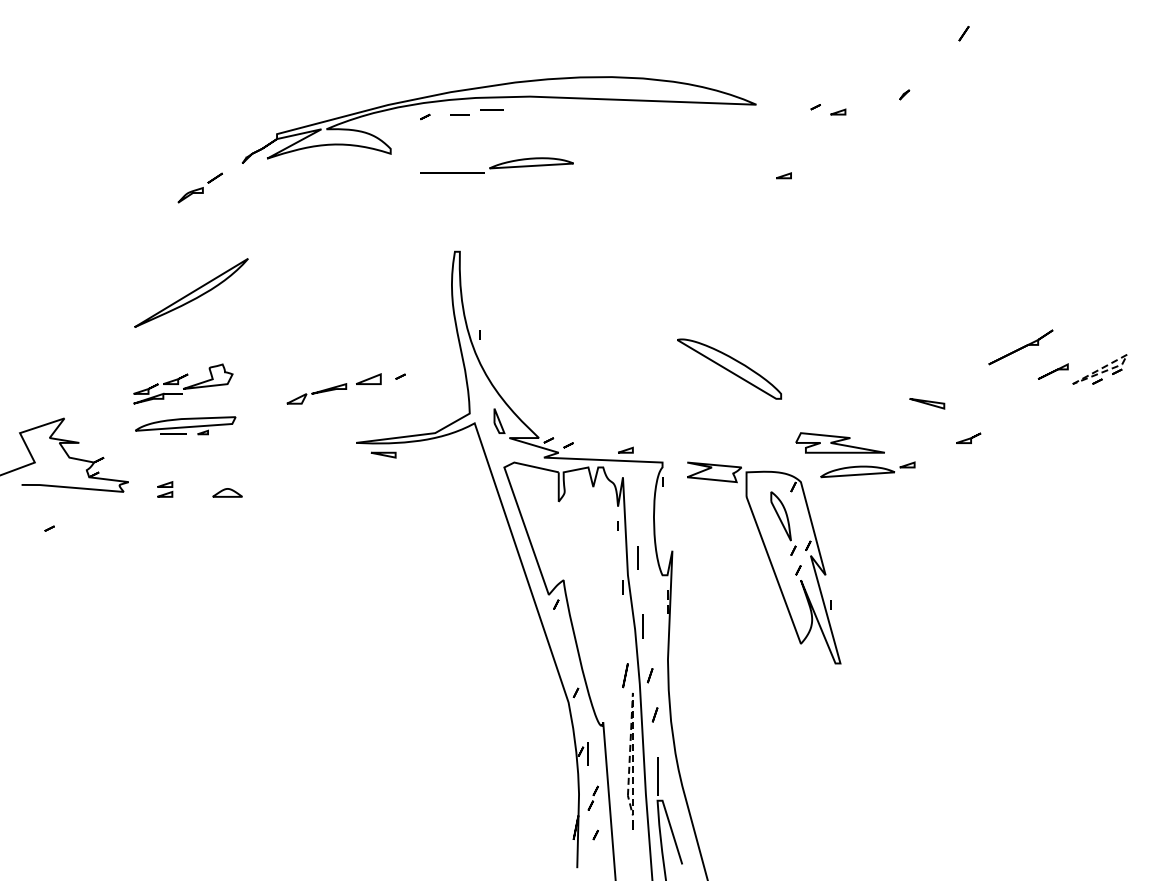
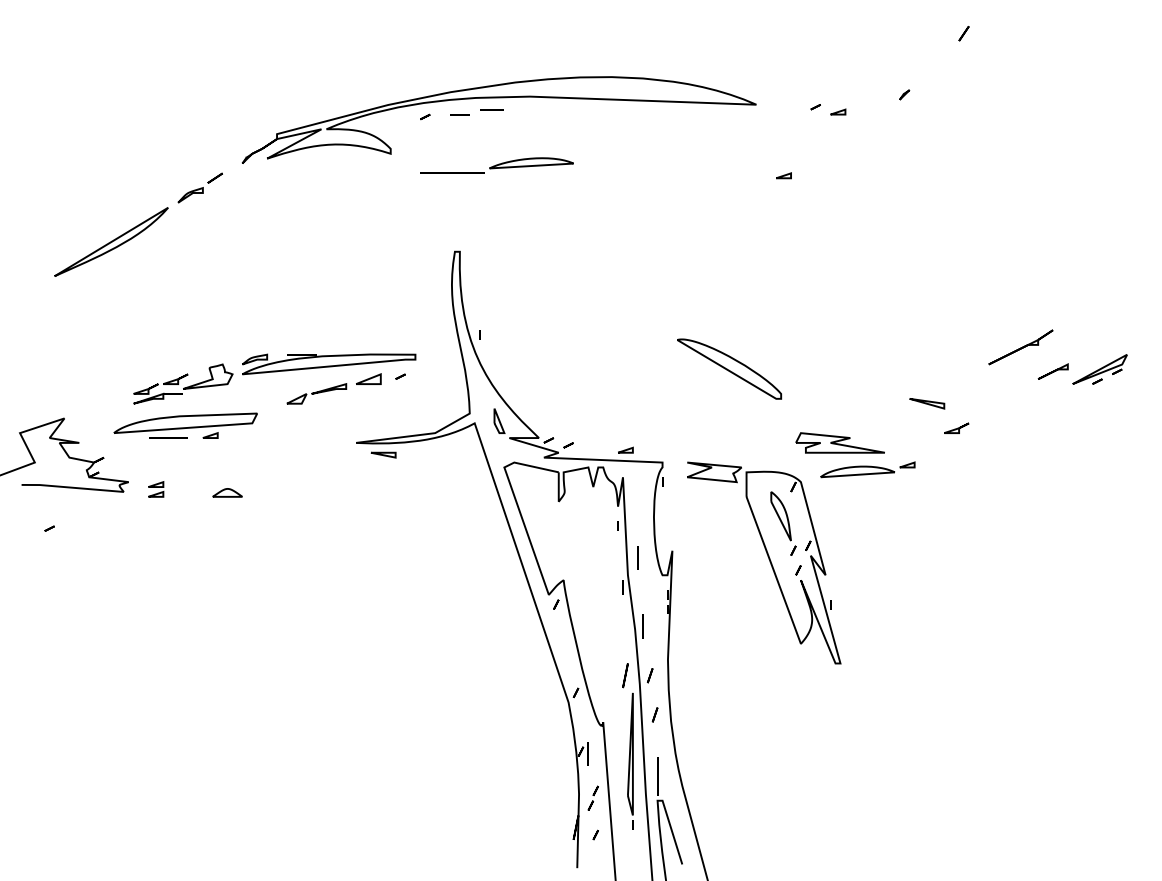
part position: (191, 292) -> (111, 241) (111, 241)
line: dashed -> solid (1126, 356)
part: none -> present (329, 364)
part size: 102x20 px -> 145x27 px (185, 425)
part position: (968, 437) -> (956, 427) (956, 427)
part position: (165, 489) -> (156, 489) (156, 489)
line: dashed -> solid (632, 712)
